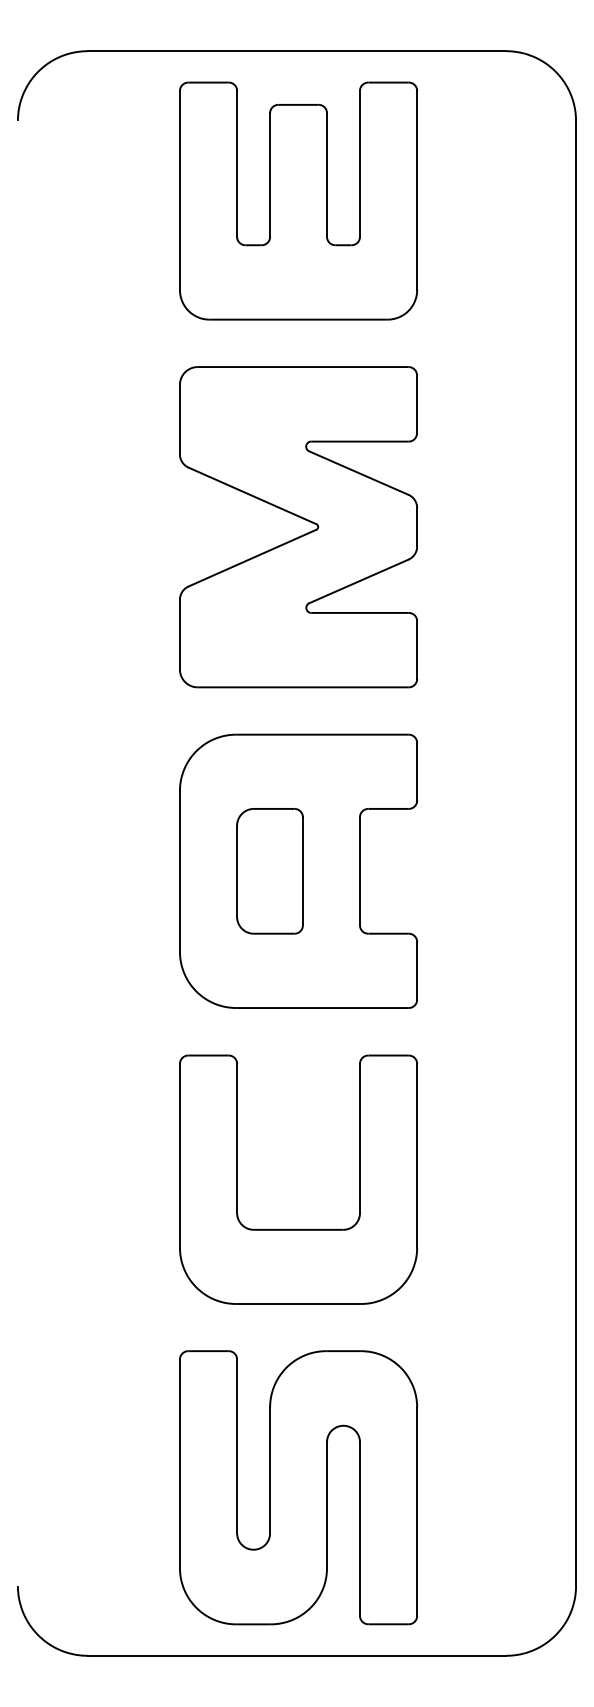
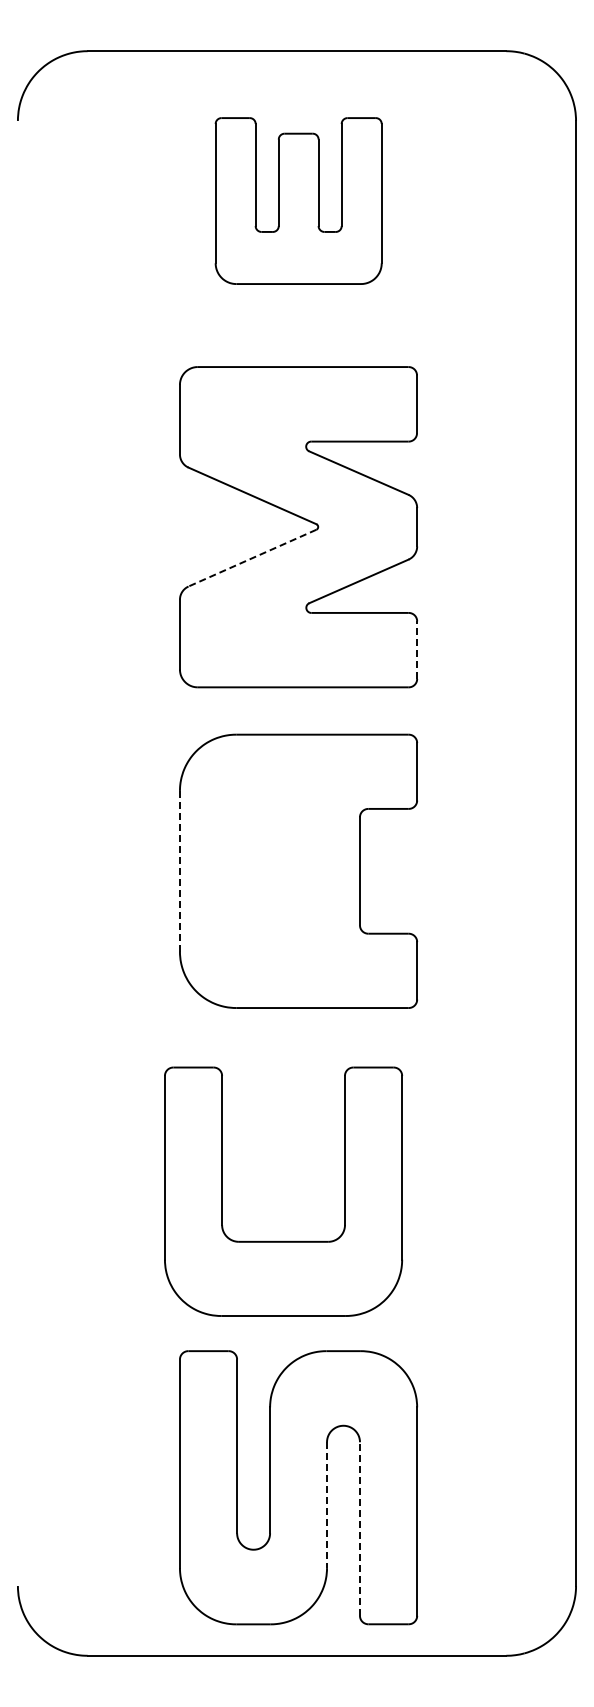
part size: 240x240 px -> 169x168 px (298, 200)
line: solid -> dashed (252, 558)
line: solid -> dashed (417, 650)
line: solid -> dashed (179, 870)
part: present -> none (269, 871)
part position: (298, 1228) -> (283, 1240) (283, 1240)
line: solid -> dashed (327, 1505)
line: solid -> dashed (359, 1529)
